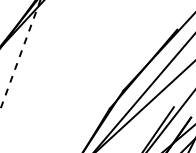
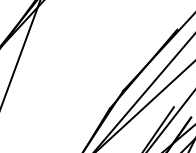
line: dashed -> solid (20, 55)
